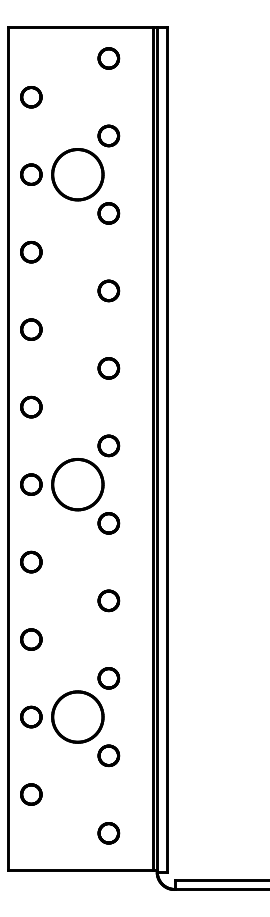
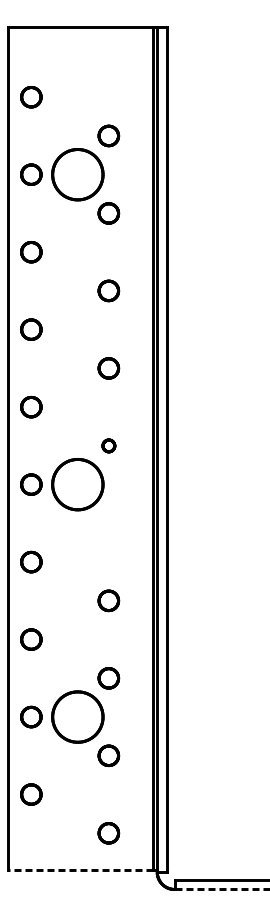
part: present -> none (108, 58)
part size: 24x24 px -> 16x16 px (108, 445)
part: present -> none (108, 523)
line: solid -> dashed (80, 870)
line: solid -> dashed (222, 889)
